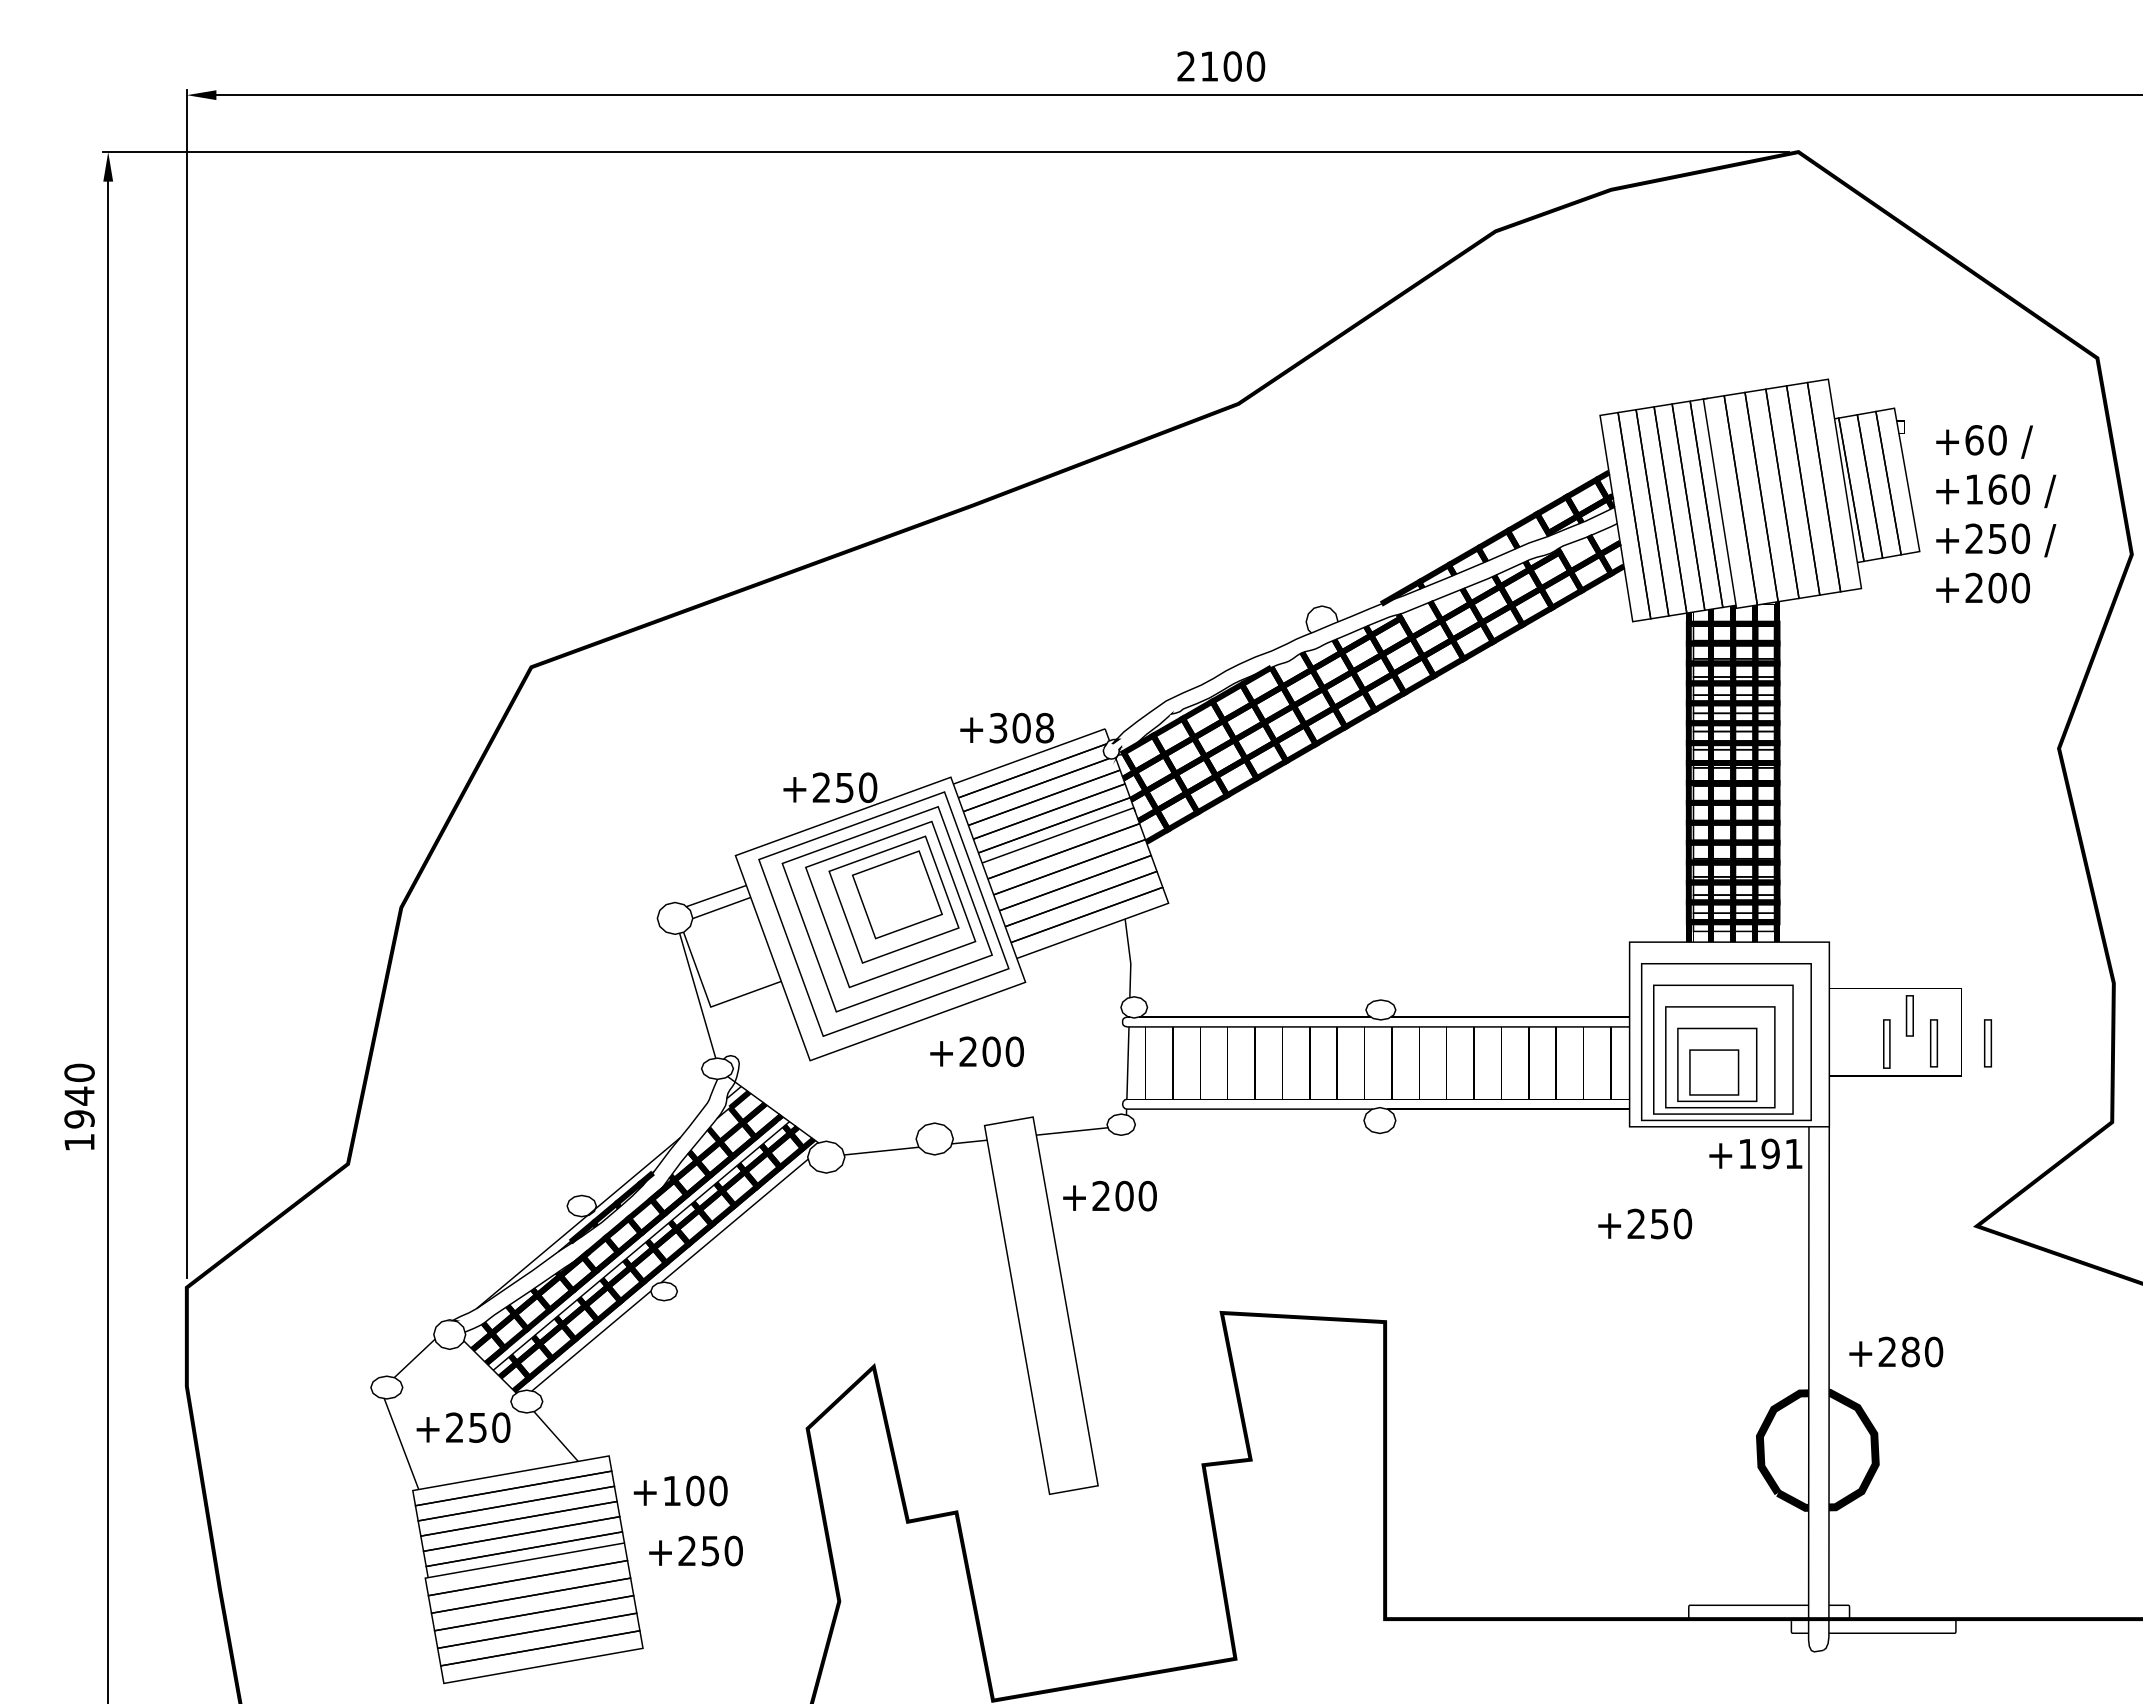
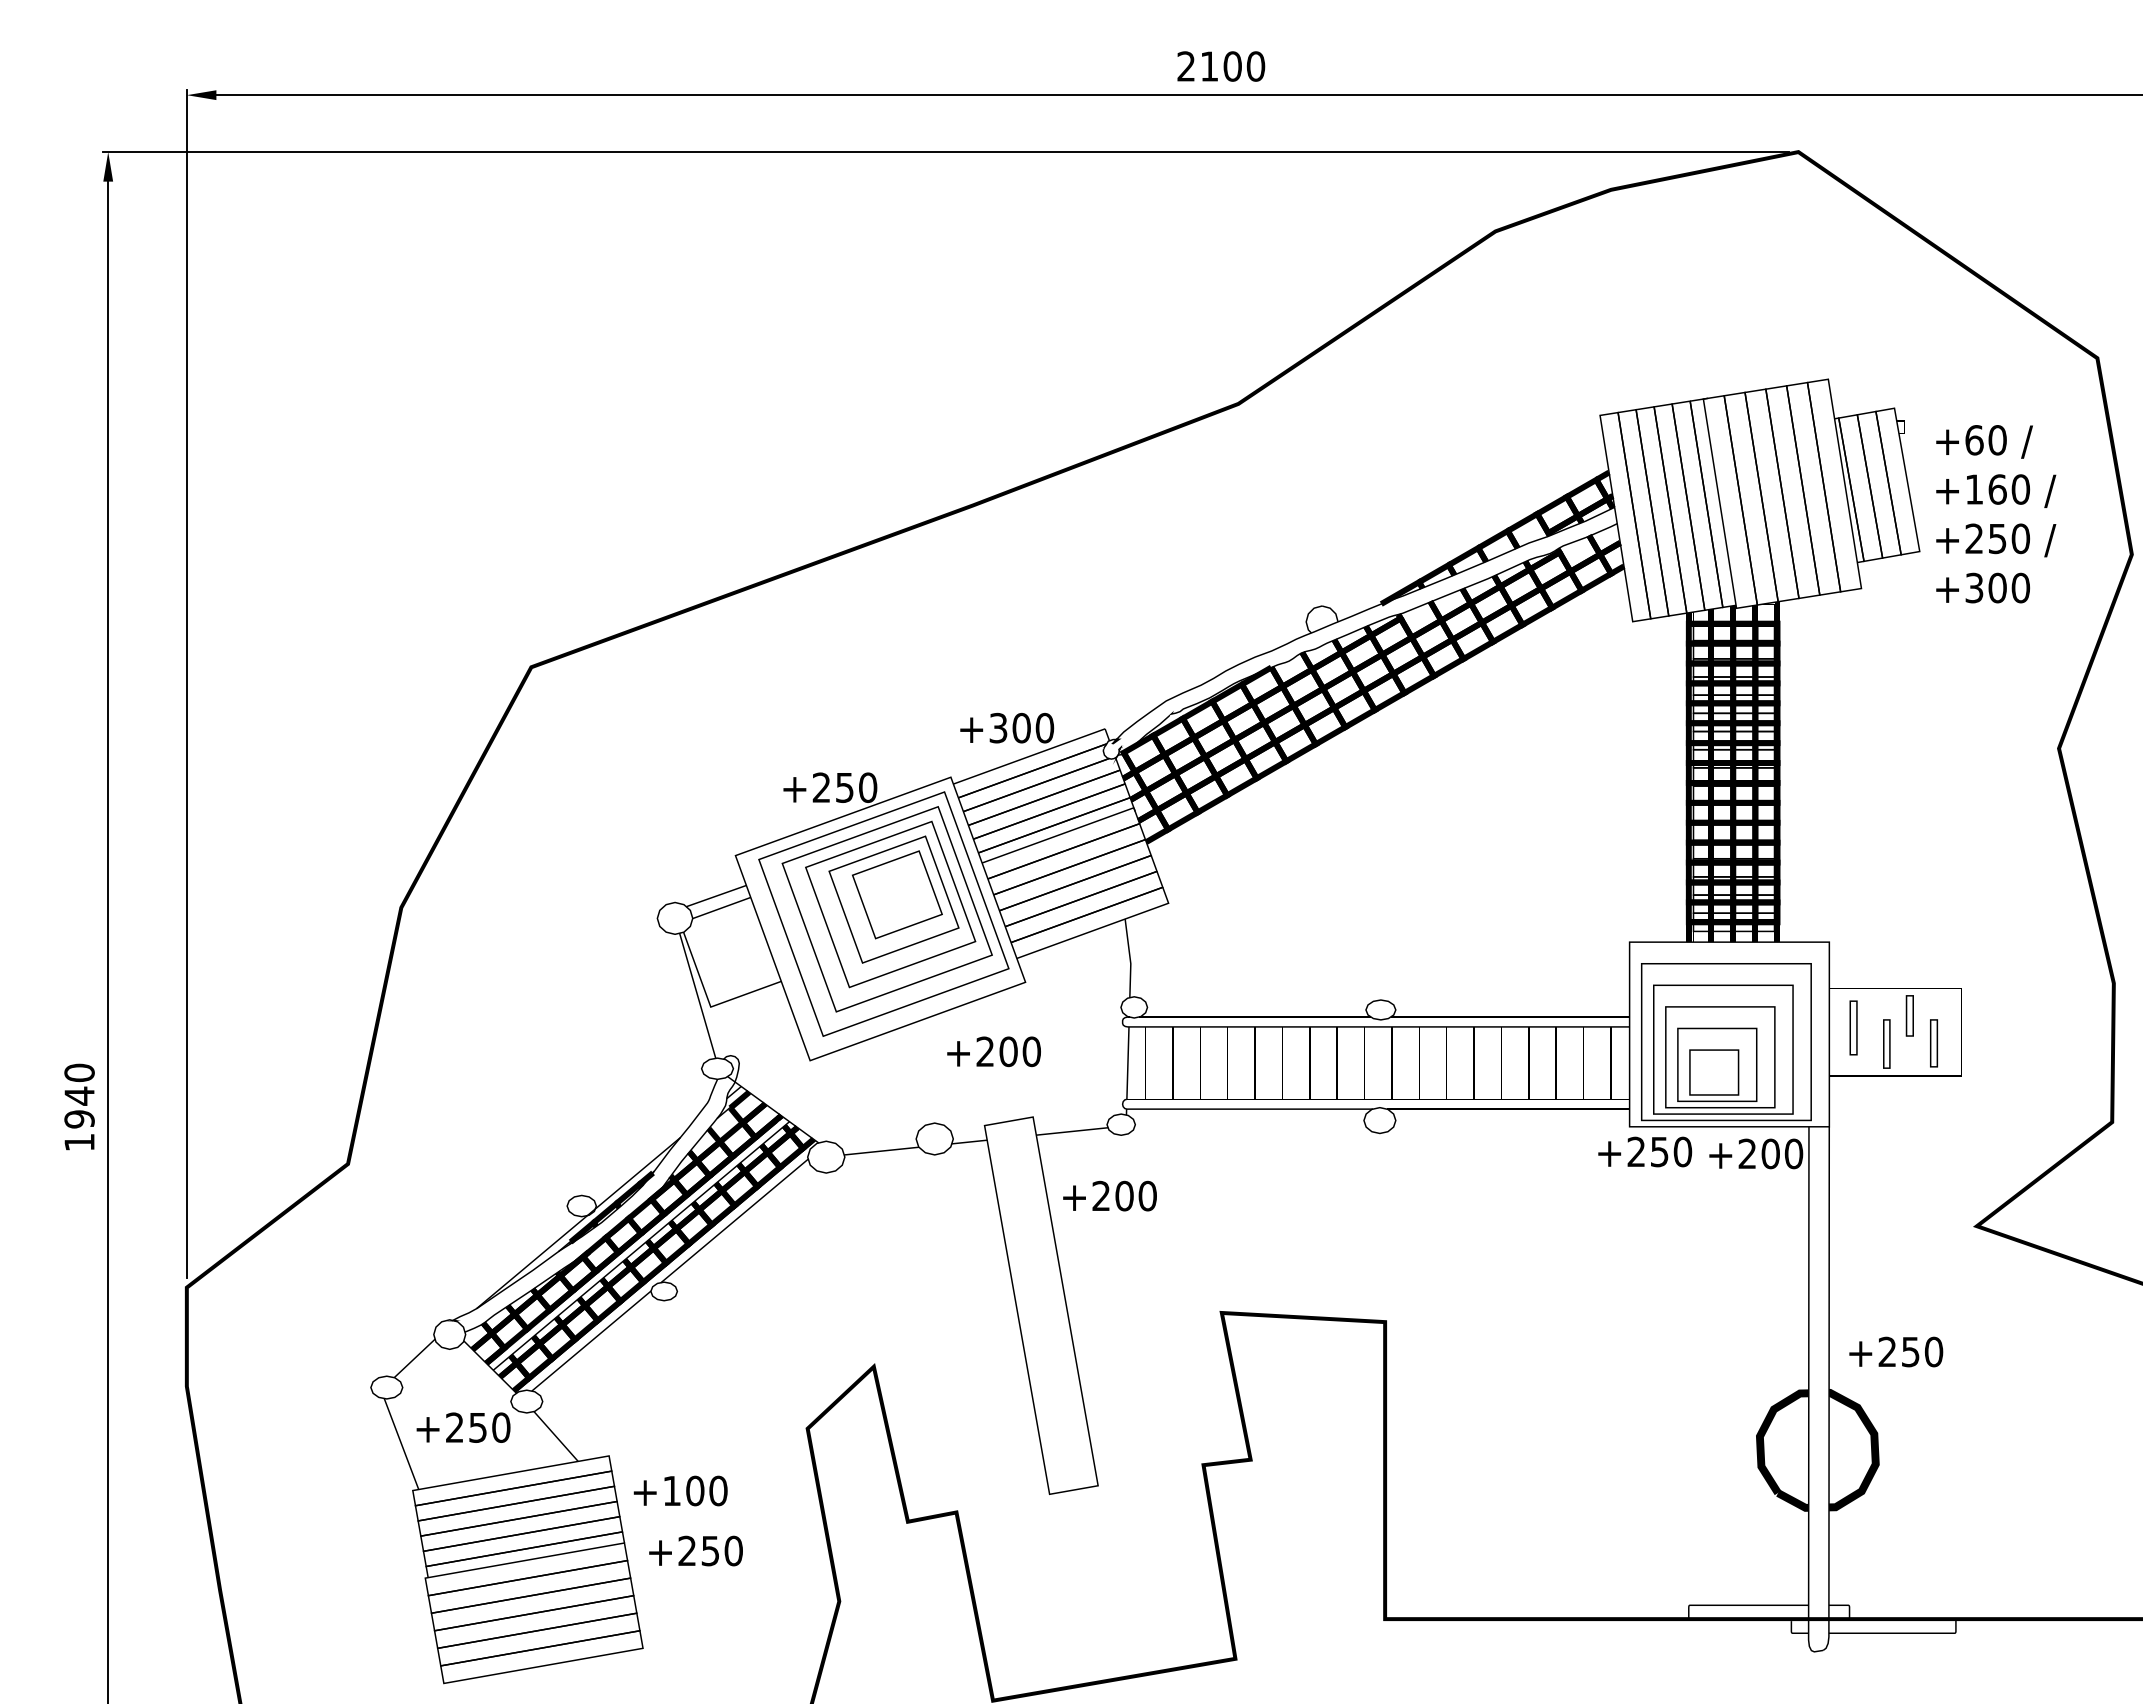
text: +200 -> +300 (1974, 588)
text: +308 -> +300 (1044, 728)
part: none -> present (1853, 1027)
part: present -> none (1987, 1043)
text position: (976, 1051) -> (993, 1051) (993, 1051)
text: +191 -> +200 (1770, 1153)
text position: (1645, 1223) -> (1645, 1151) (1645, 1151)
text: +280 -> +250 (1910, 1351)
